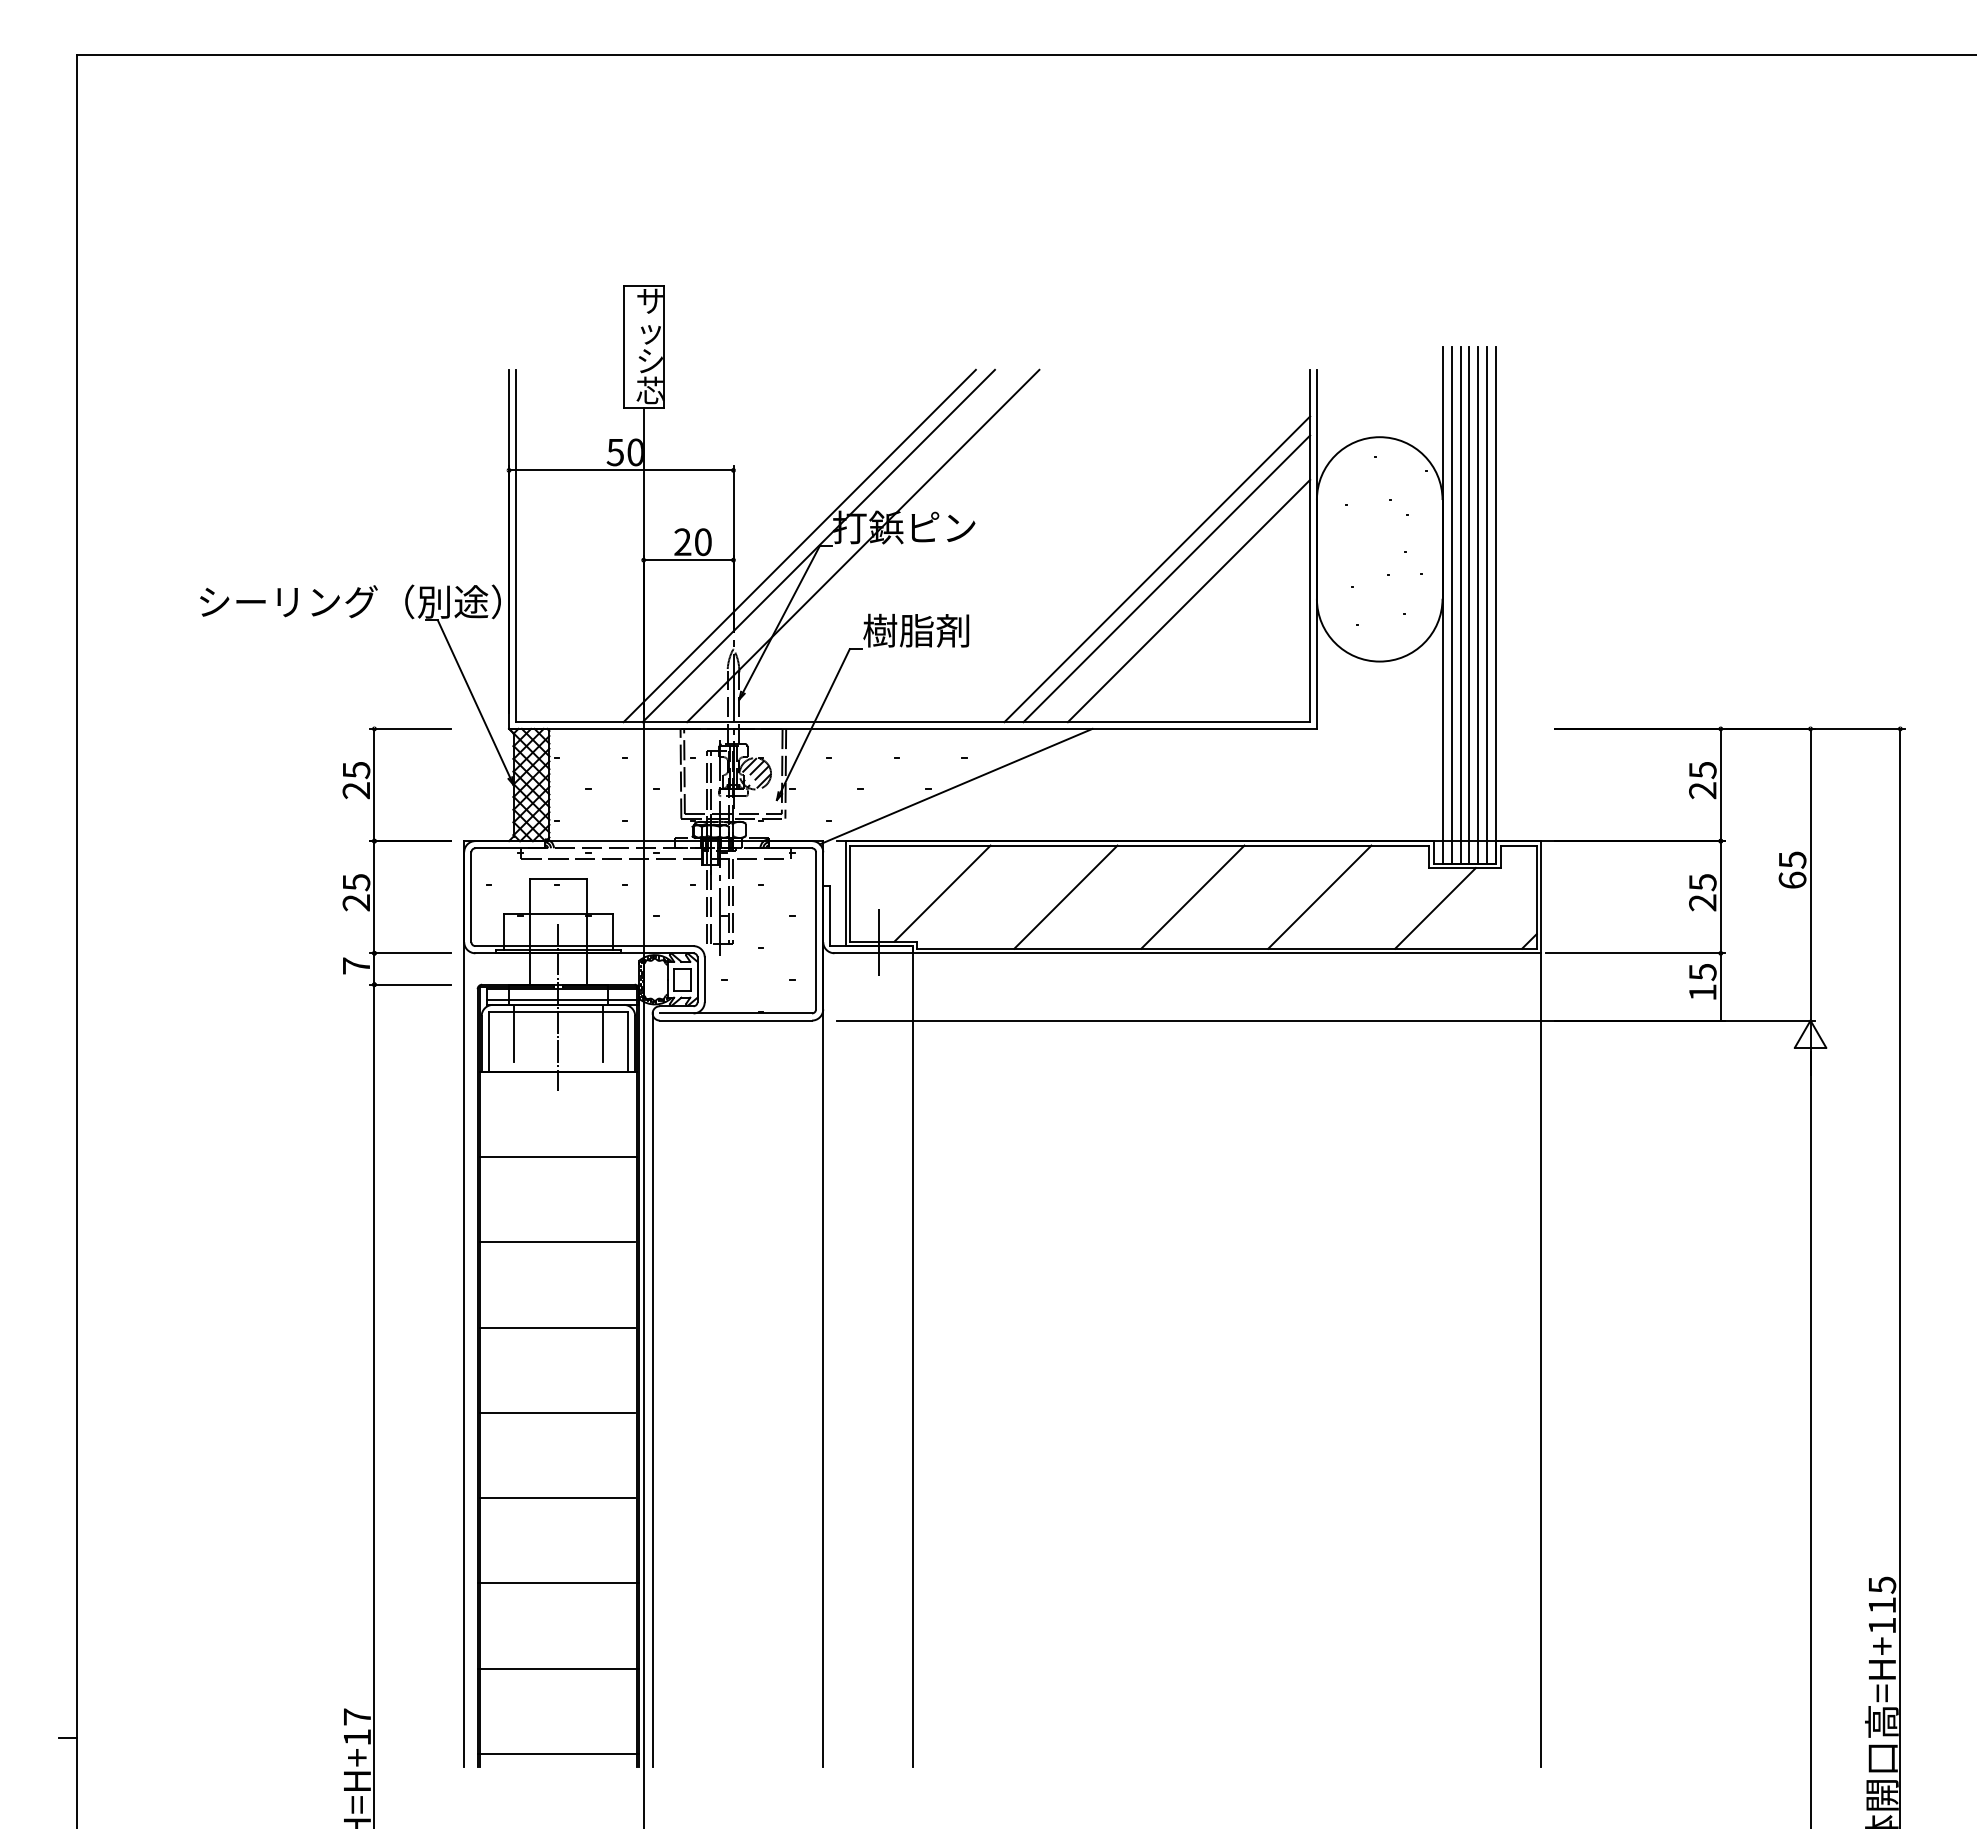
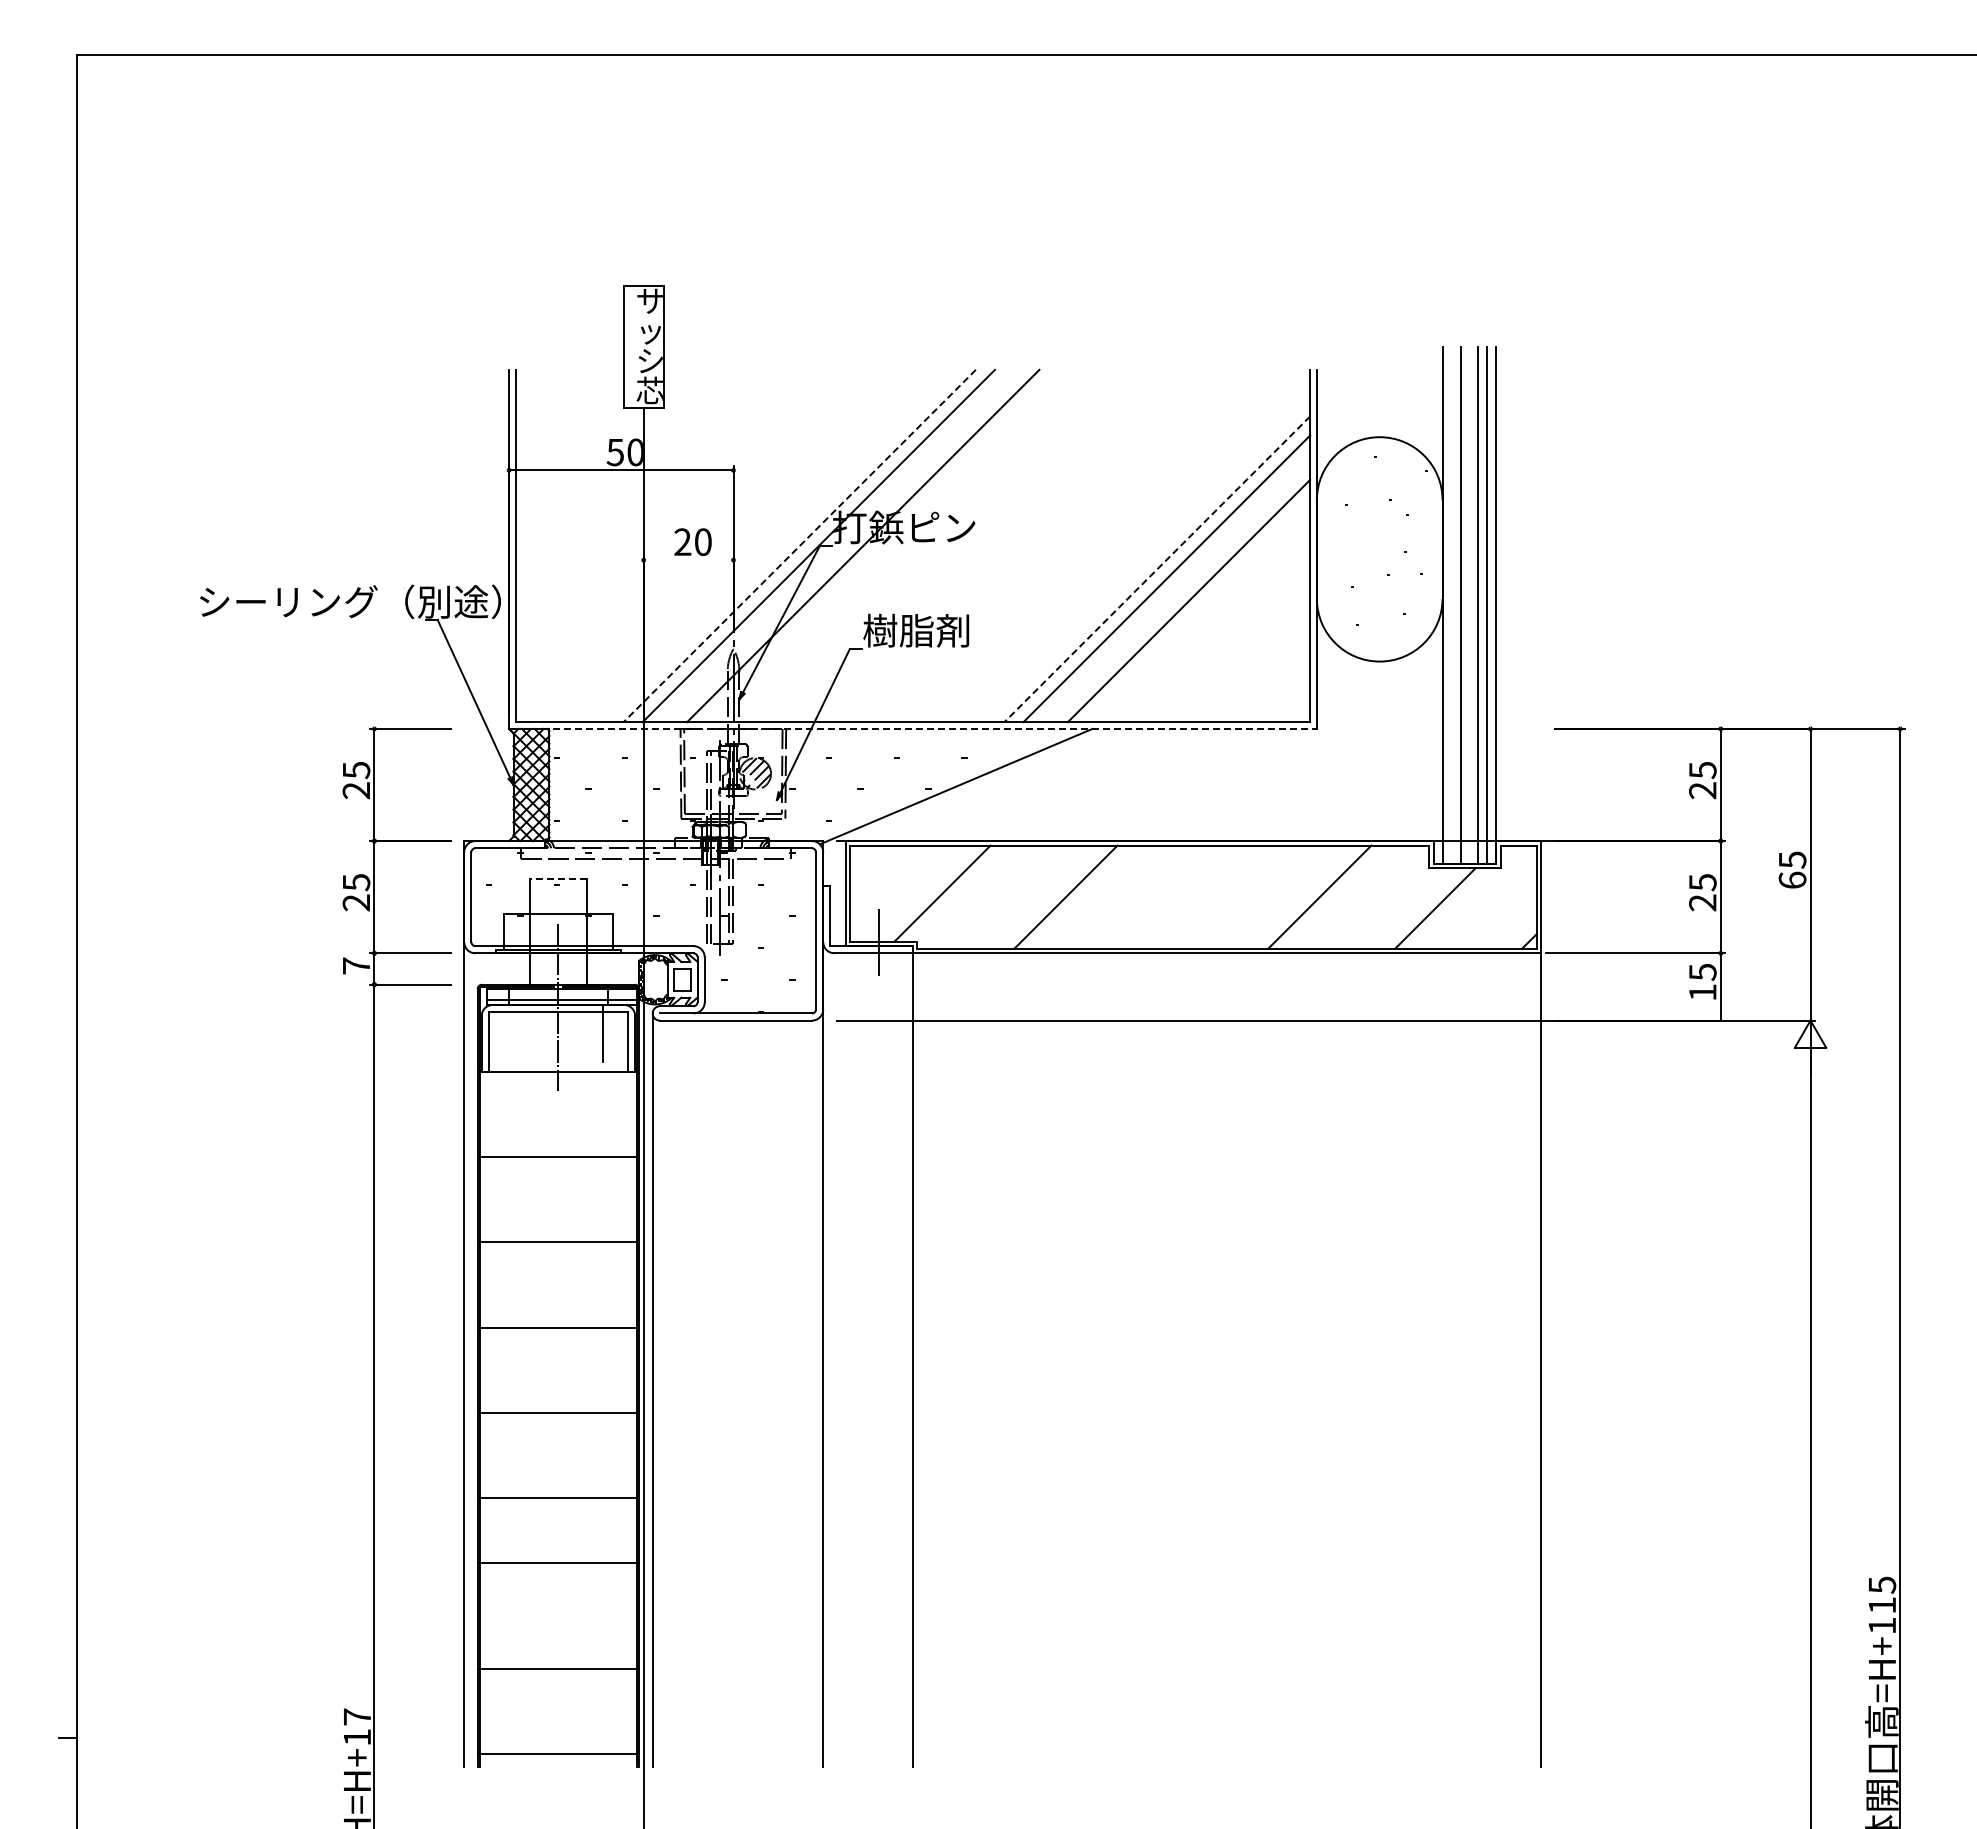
line: solid -> dashed (799, 546)
line: present -> none (688, 560)
line: solid -> dashed (1156, 569)
line: present -> none (1451, 605)
line: present -> none (1469, 605)
line: solid -> dashed (912, 728)
line: solid -> dashed (557, 879)
line: present -> none (1192, 896)
line: present -> none (513, 1033)
line position: (558, 1583) -> (558, 1563) (558, 1563)
